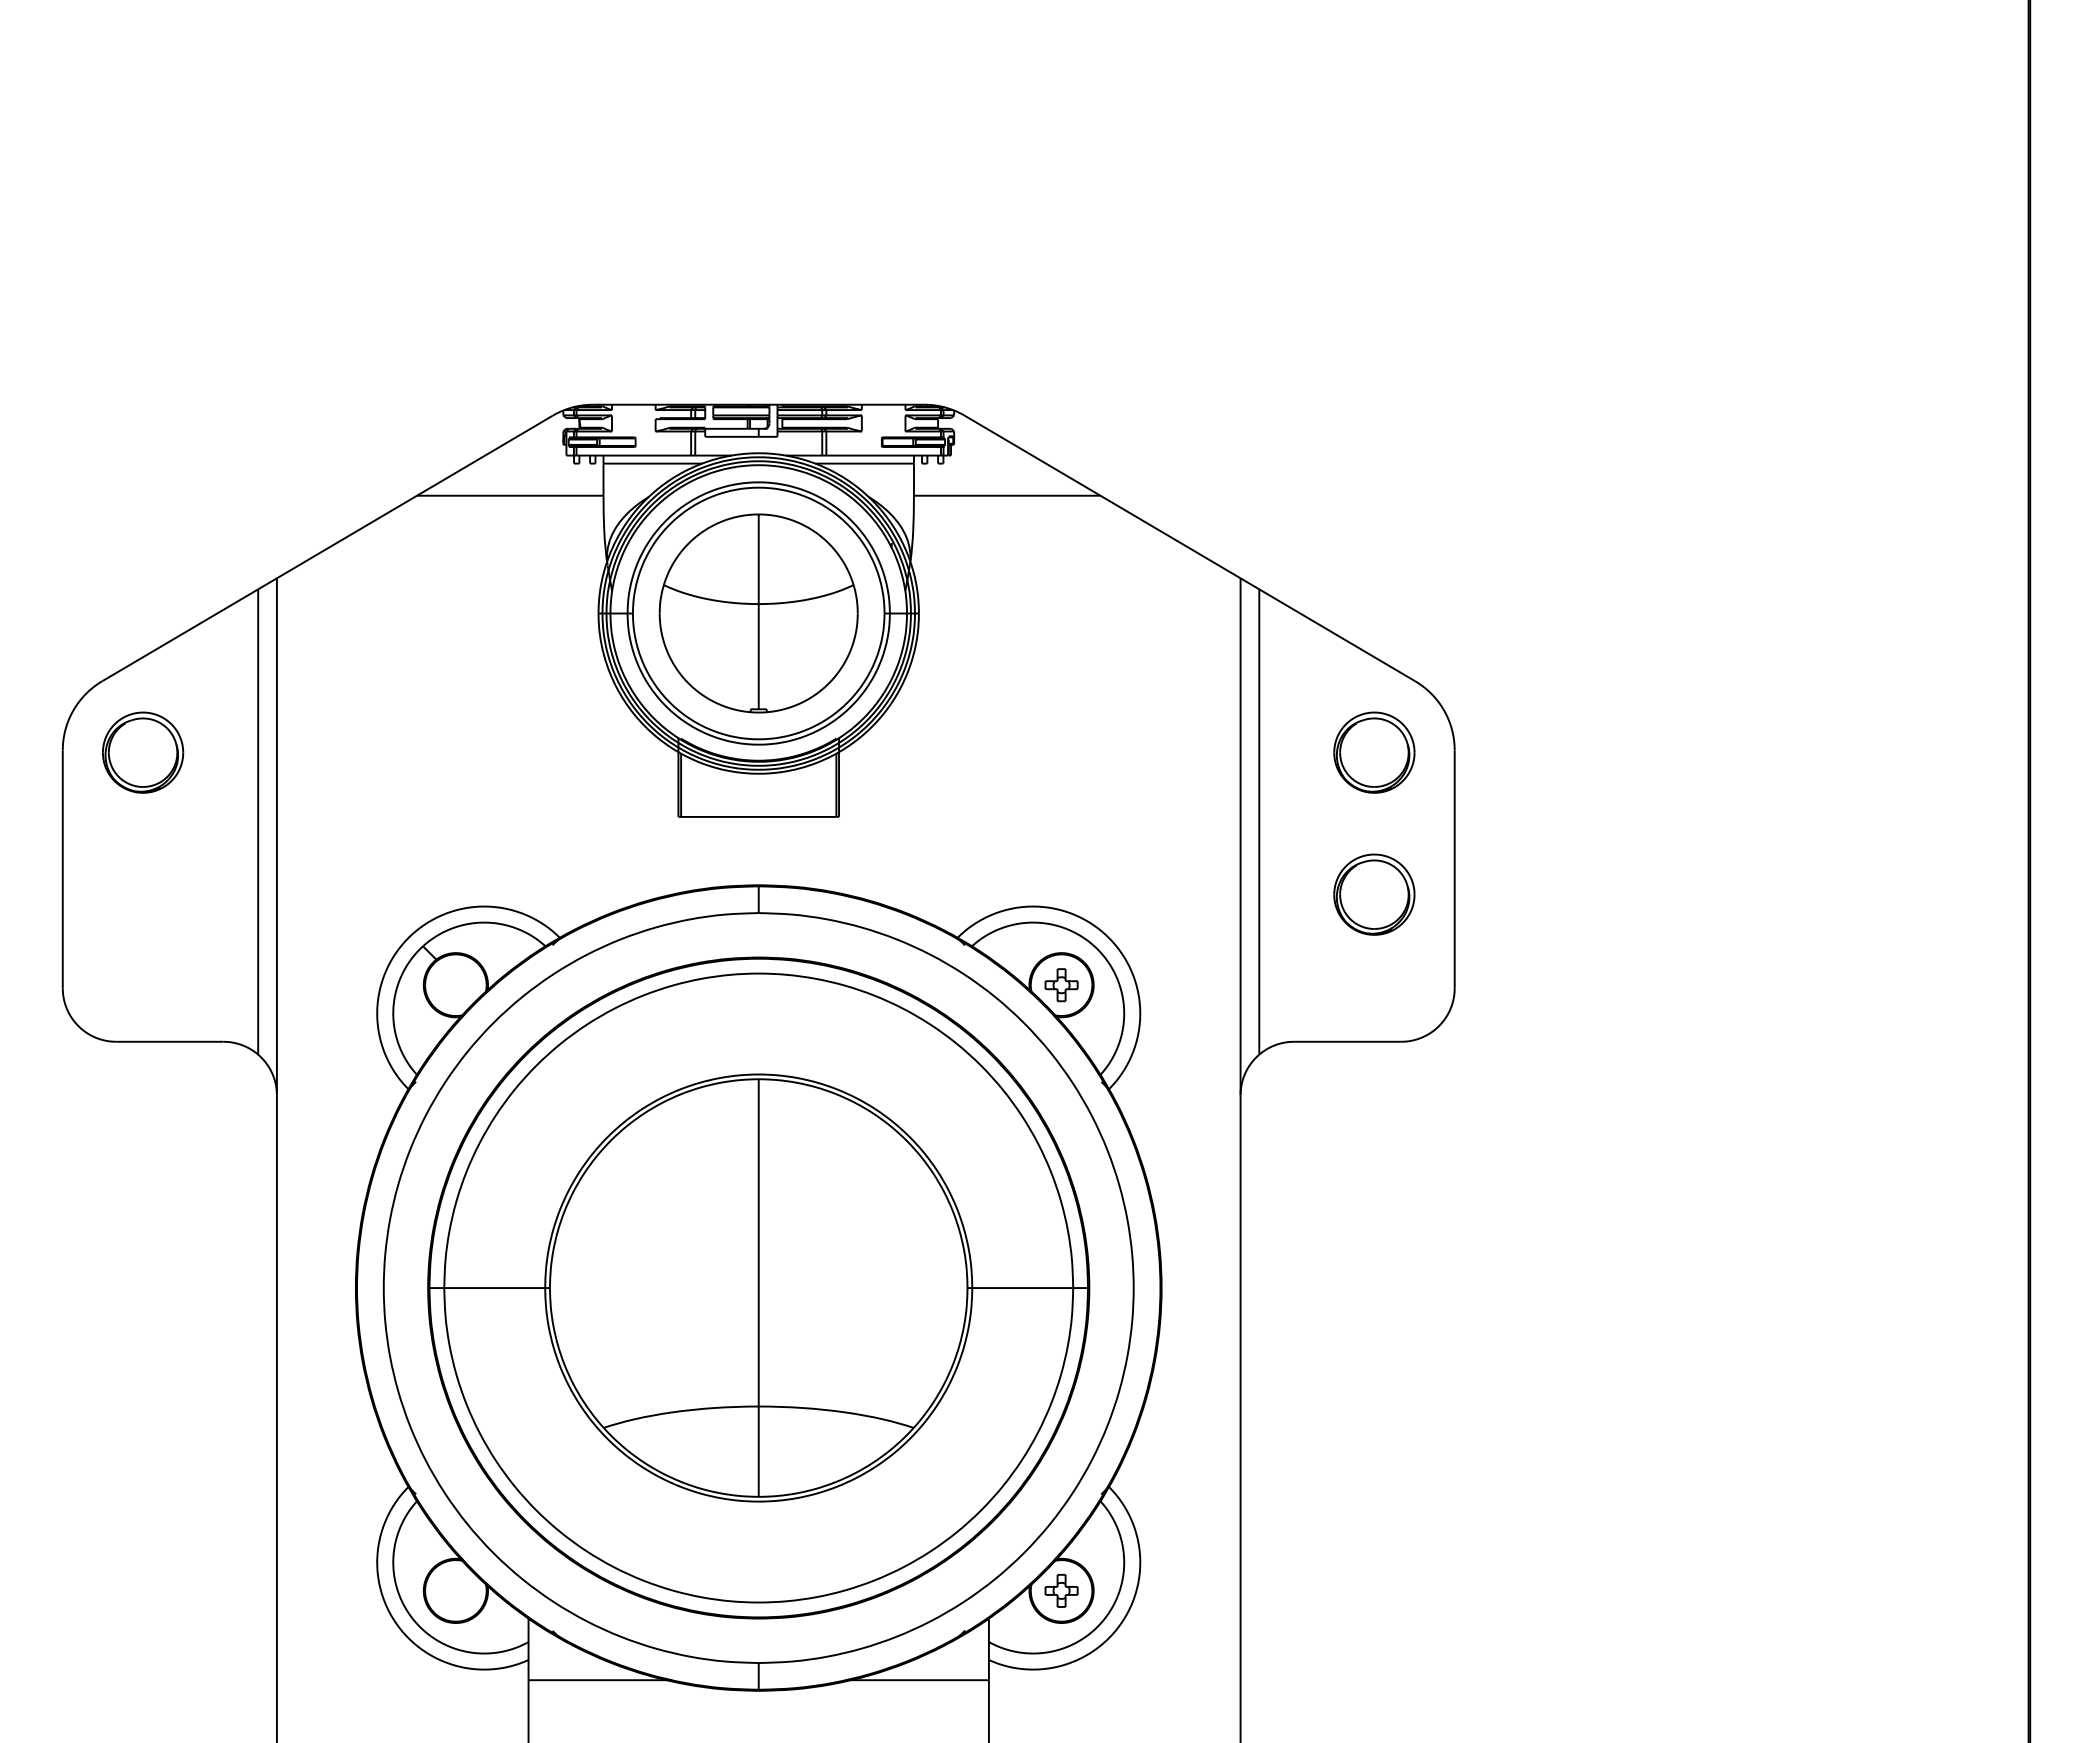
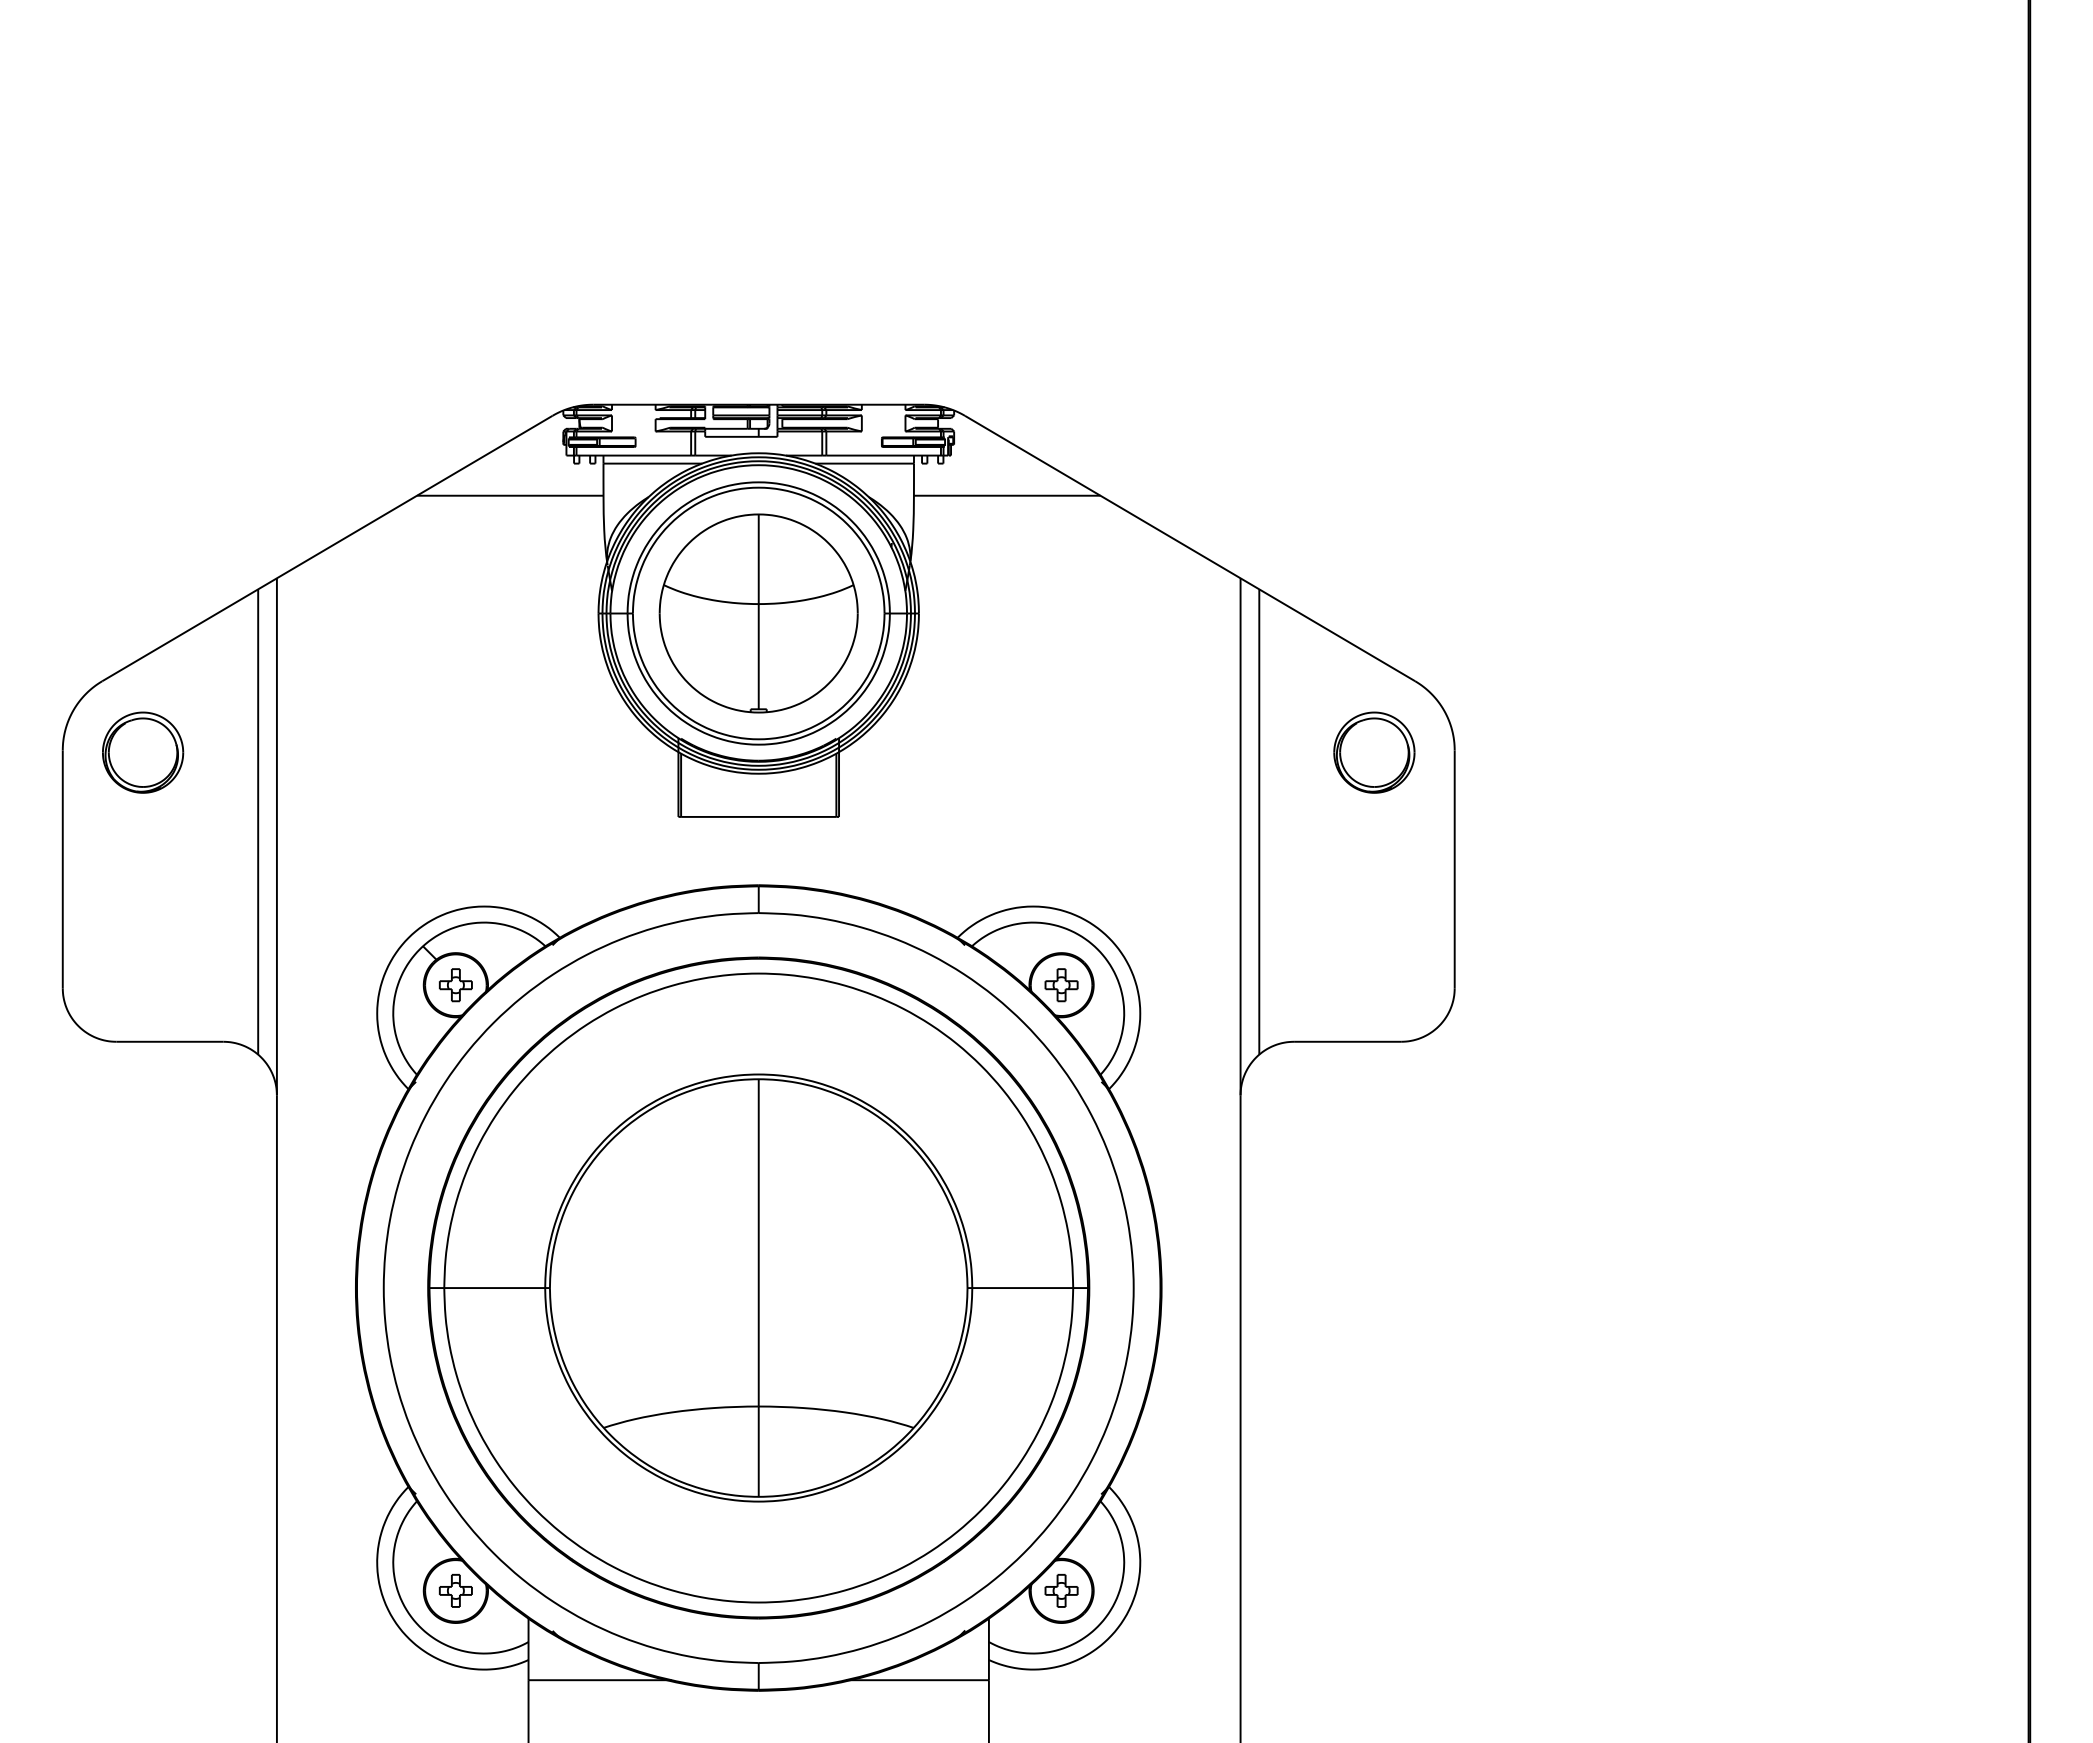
part: present -> none (1374, 894)
part: none -> present (455, 985)
part: none -> present (455, 1590)
